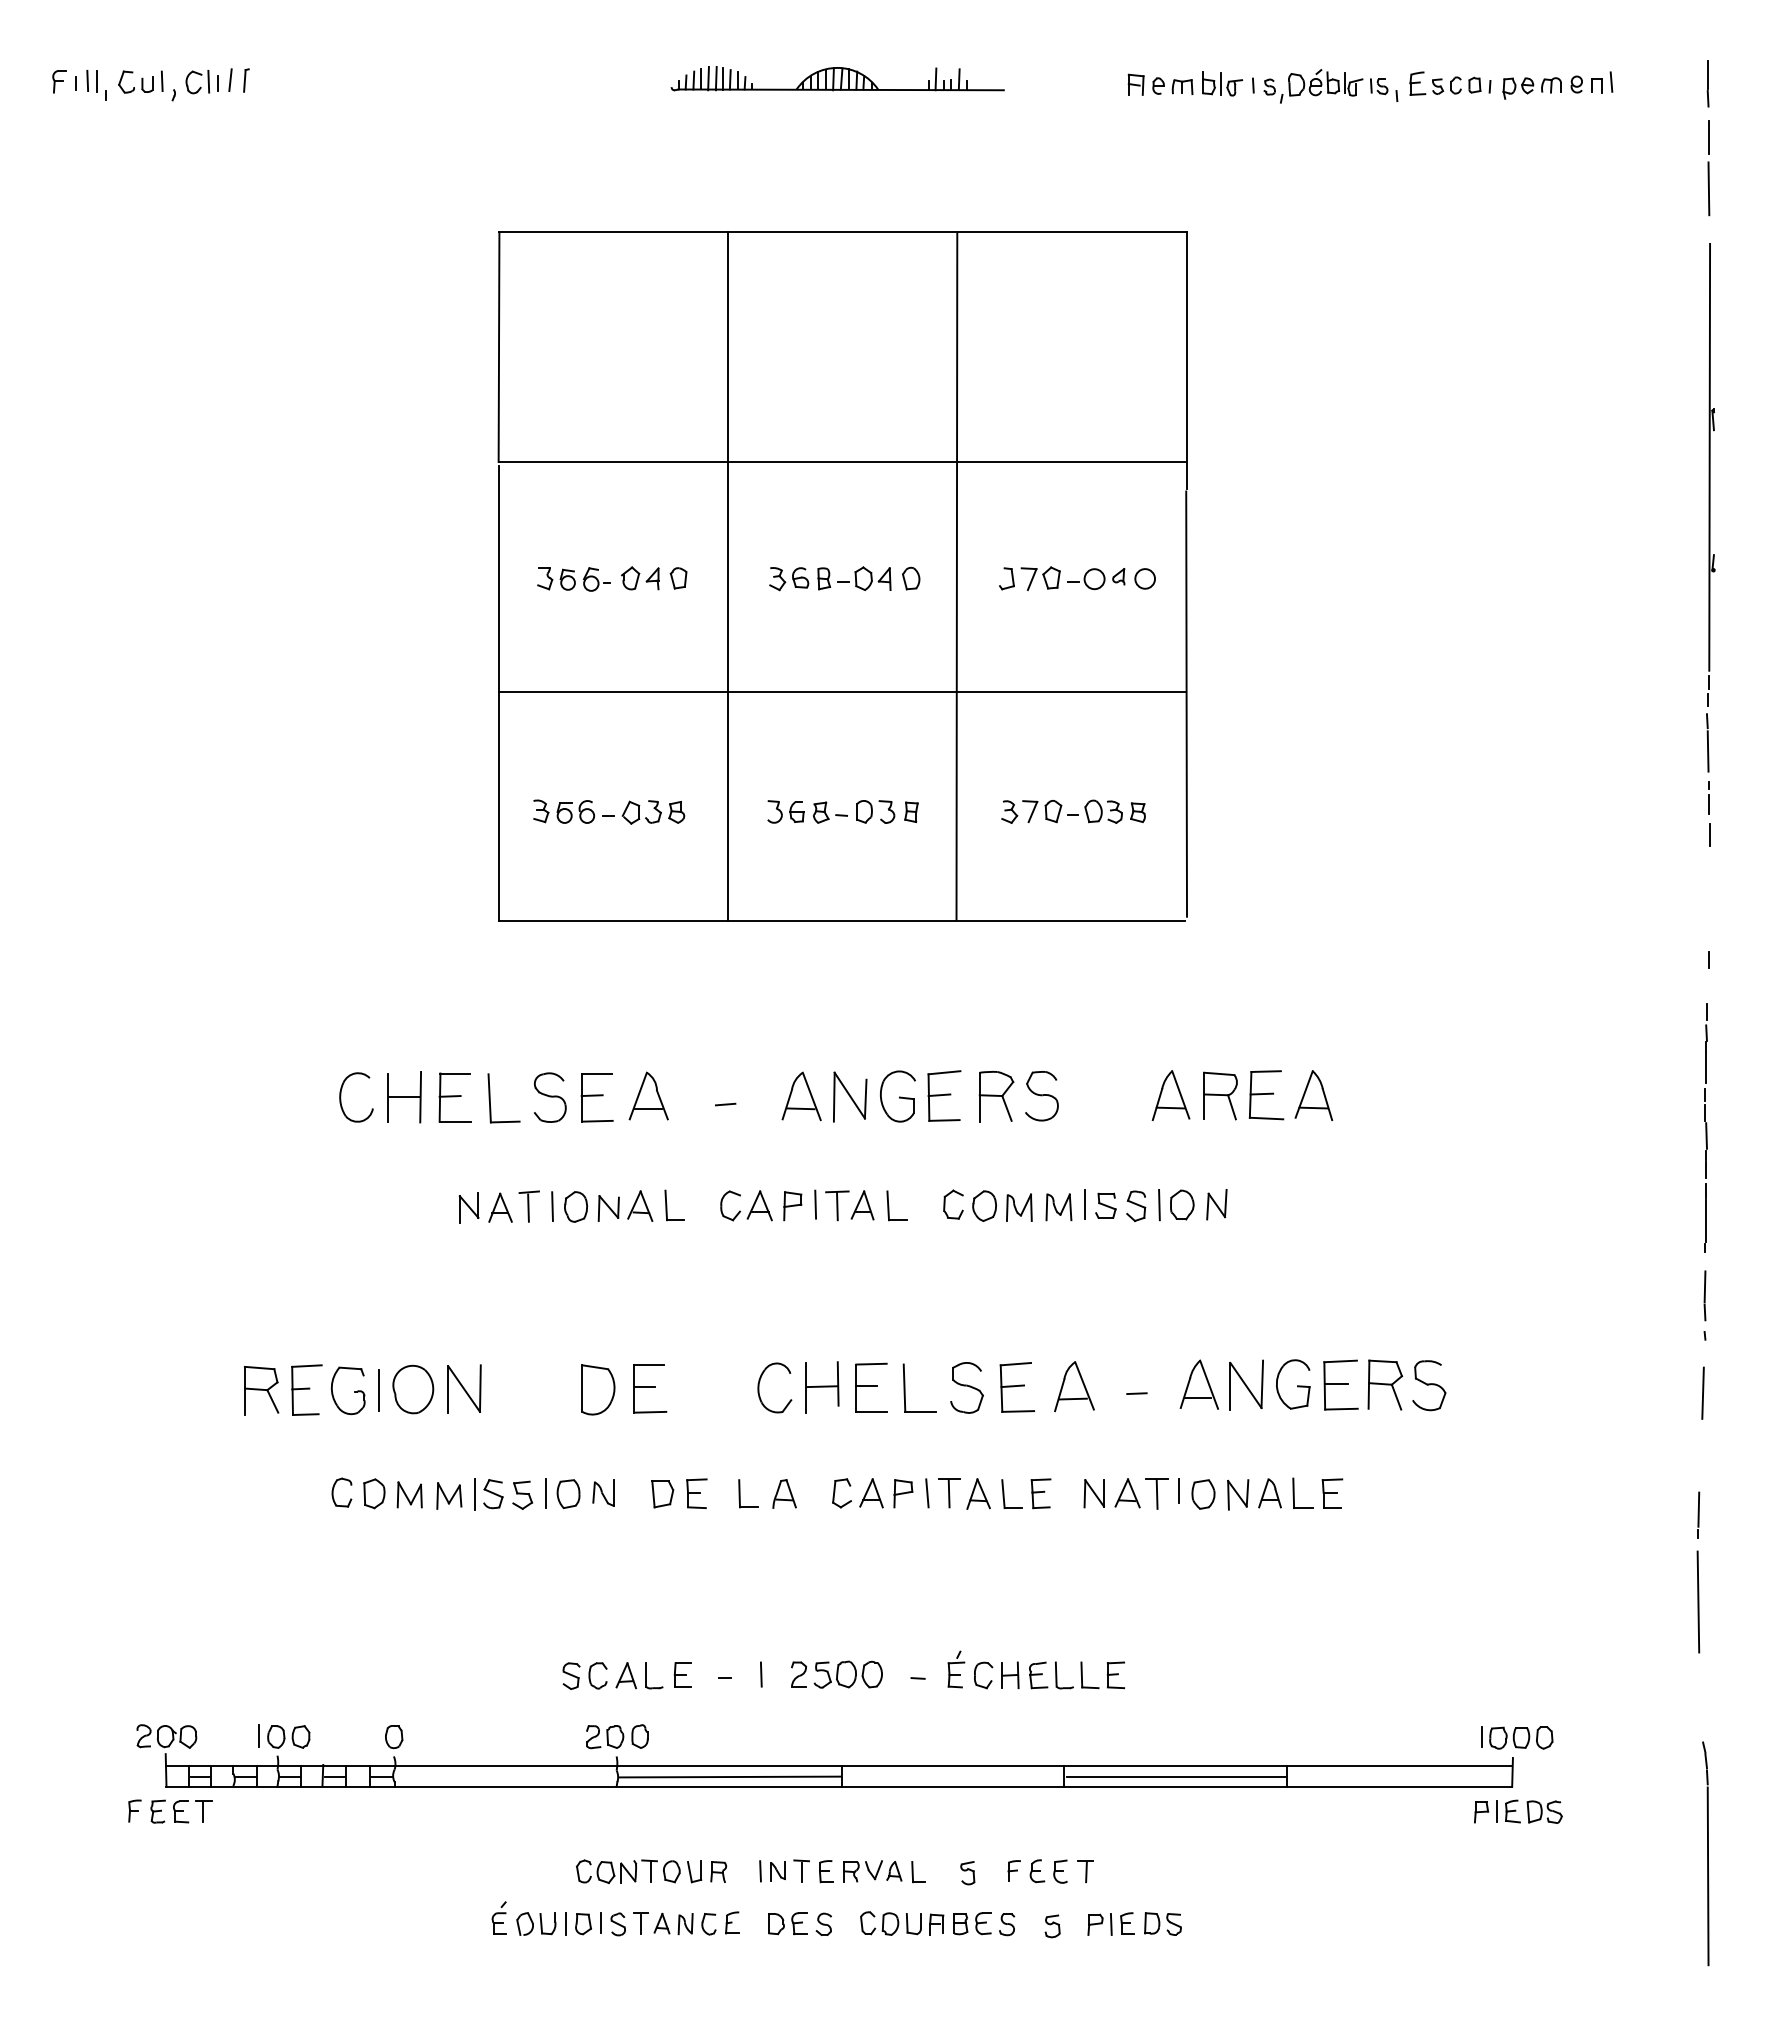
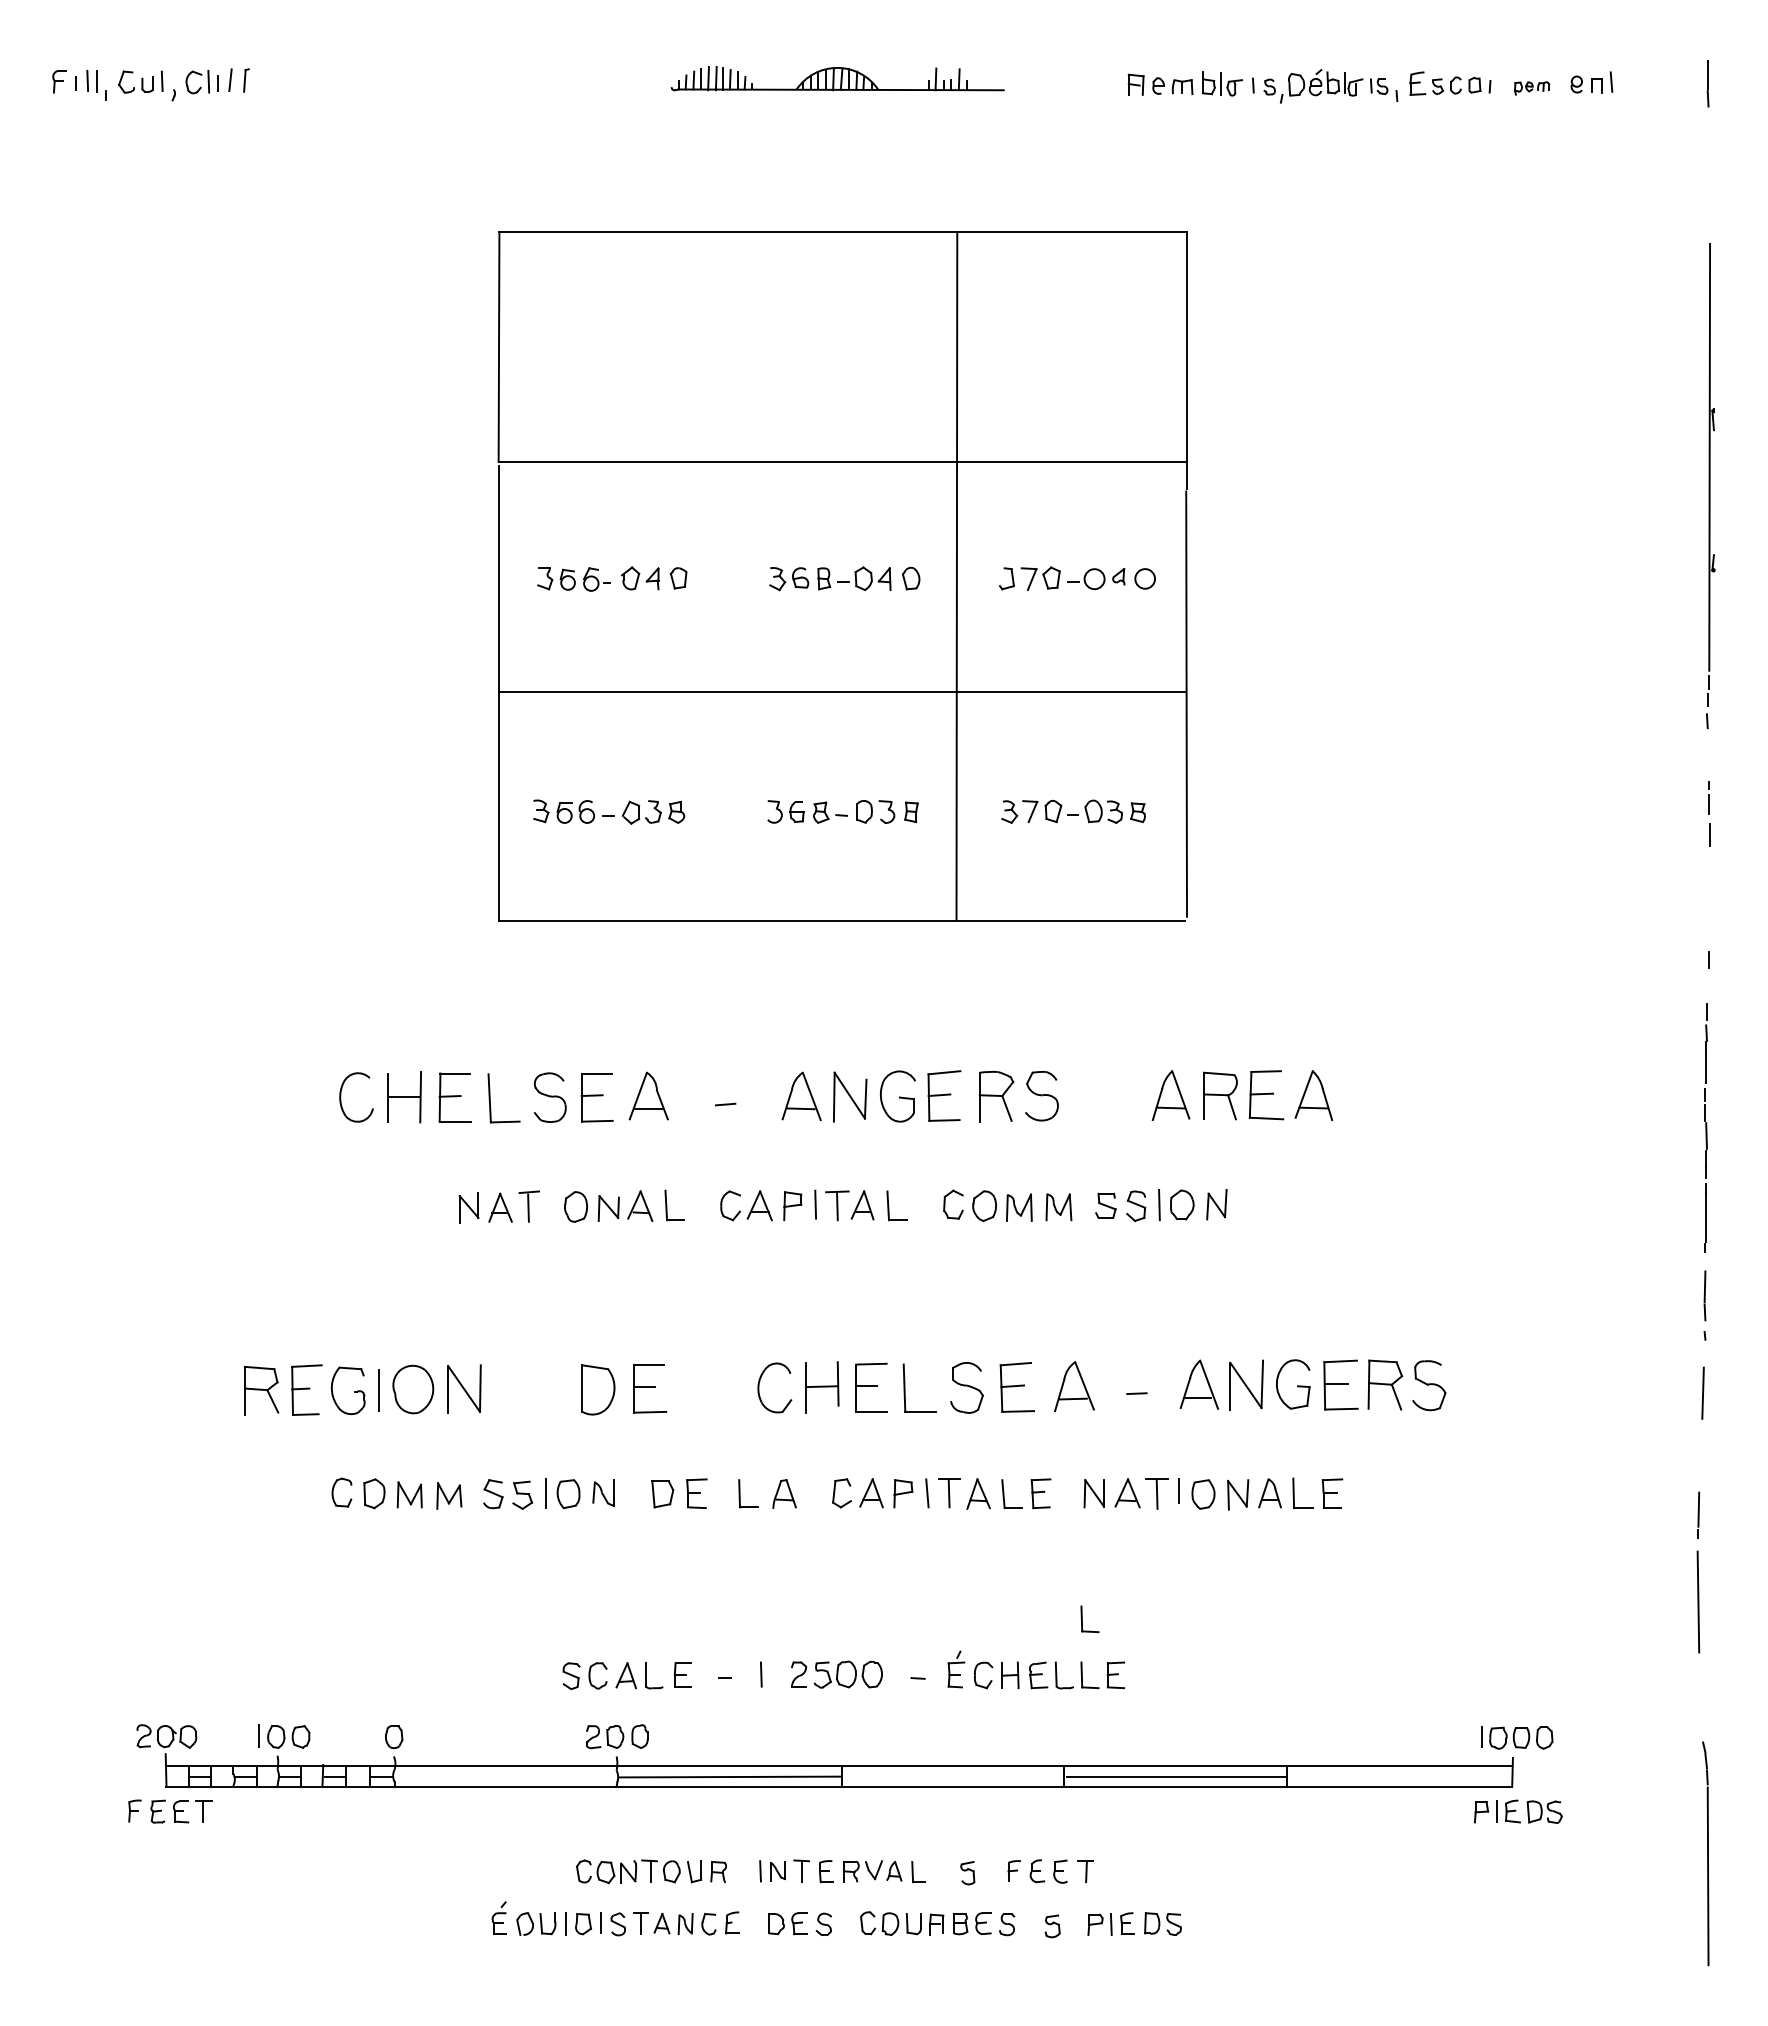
part size: 60x23 px -> 37x15 px (1532, 88)
part: present -> none (1708, 168)
line: present -> none (728, 576)
line: present -> none (1707, 751)
line: present -> none (1085, 1203)
line: present -> none (552, 1206)
line: present -> none (475, 1494)
part: none -> present (1082, 1619)
